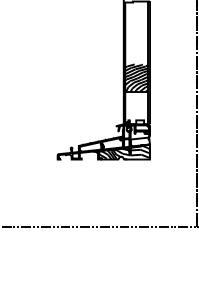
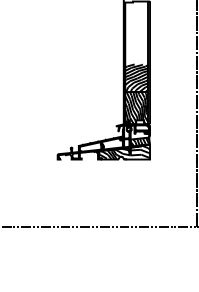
hatch: none -> present (136, 107)
hatch: none -> present (139, 141)
